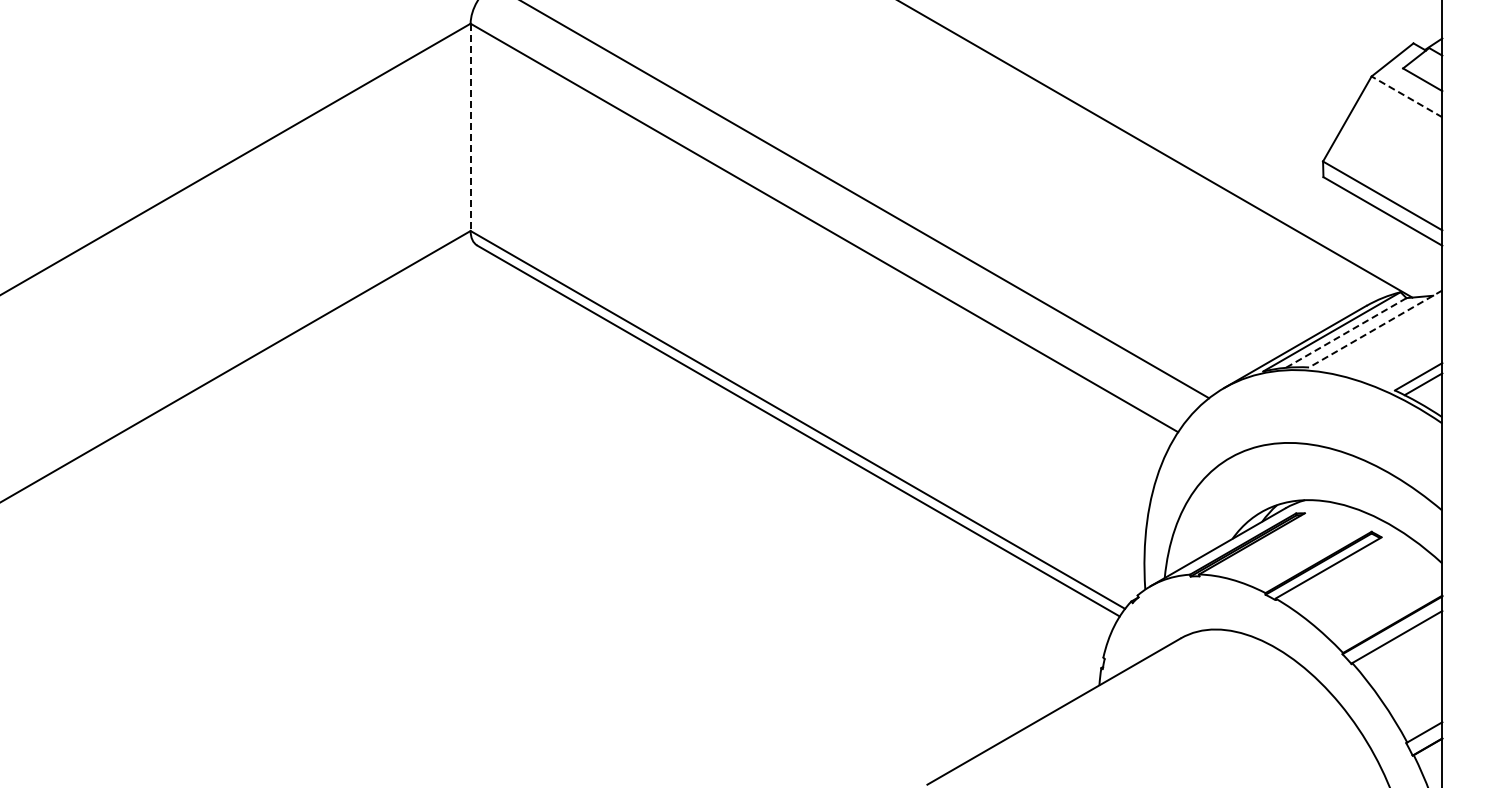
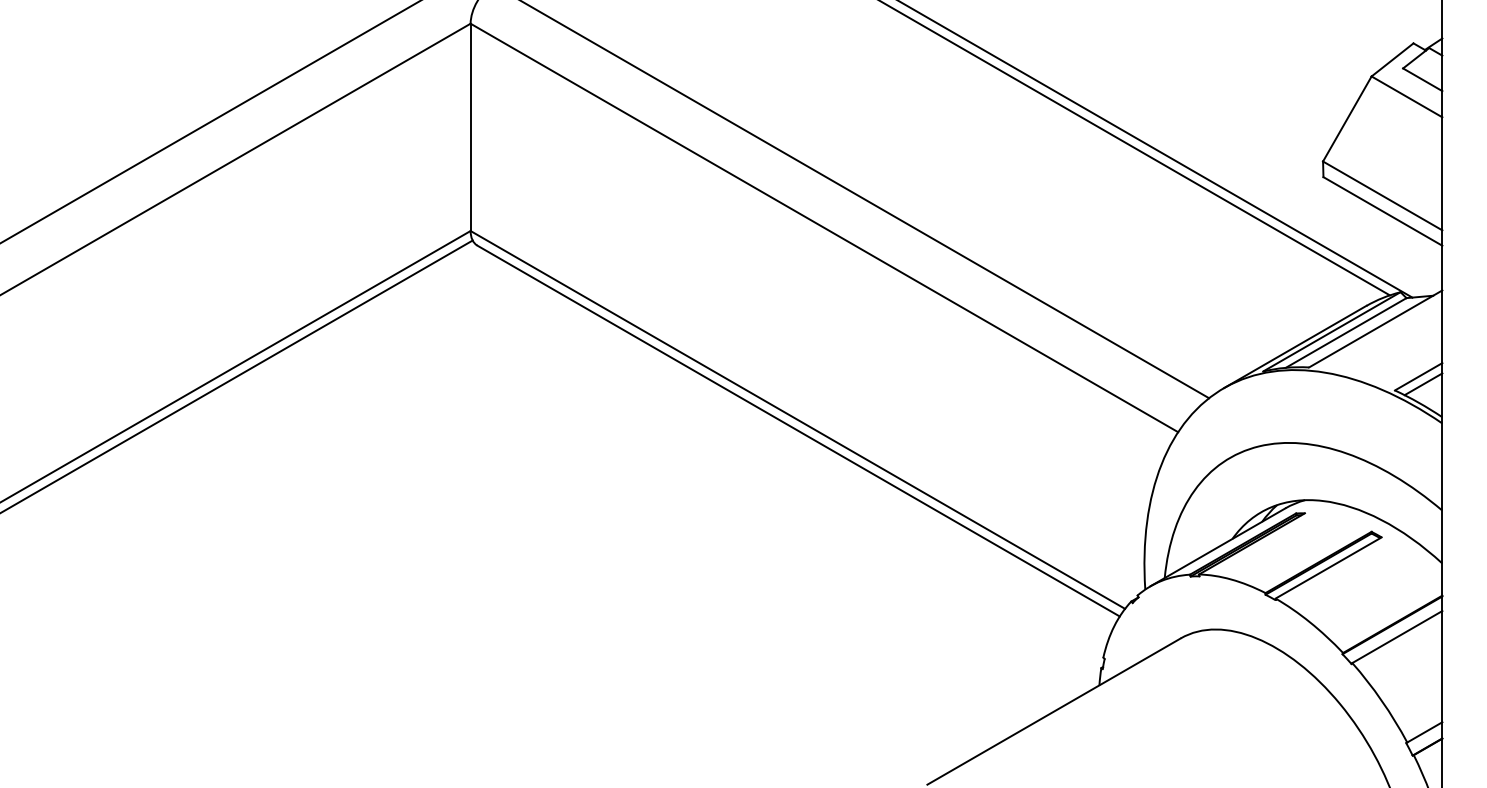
line: dashed -> solid (1407, 96)
line: none -> present (209, 121)
line: dashed -> solid (470, 127)
line: none -> present (1135, 148)
line: dashed -> solid (1375, 328)
line: dashed -> solid (1346, 332)
line: none -> present (237, 376)
